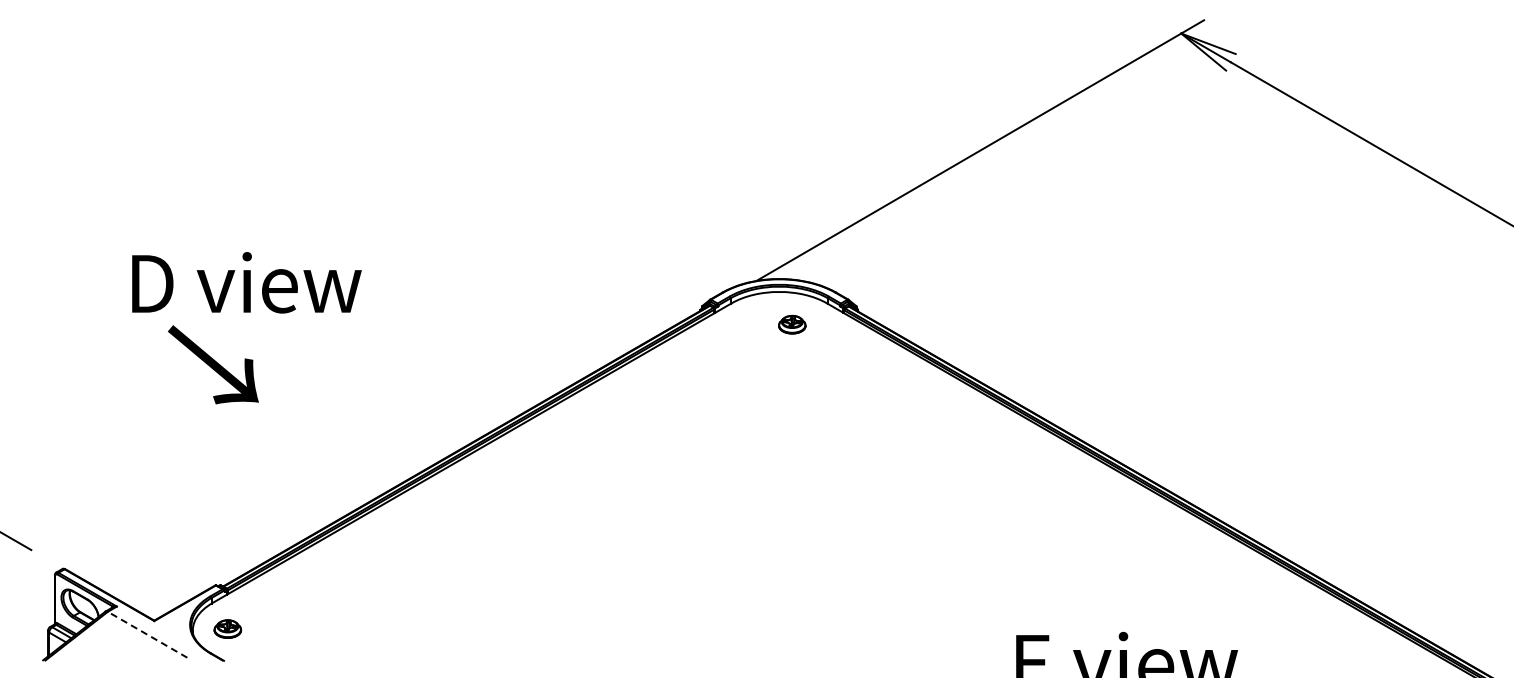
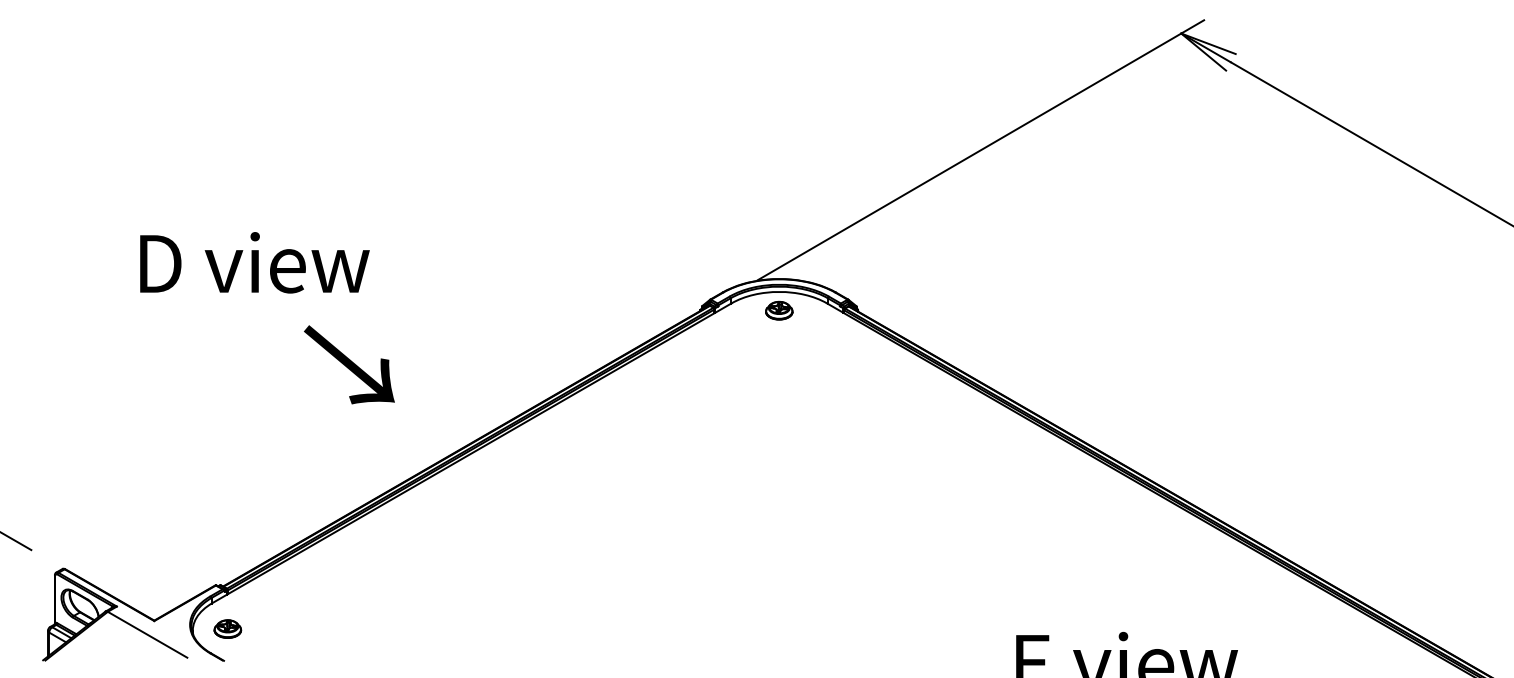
text position: (246, 282) -> (254, 262) (254, 262)
part position: (792, 324) -> (779, 310) (779, 310)
text position: (213, 364) -> (349, 364) (349, 364)
line: dashed -> solid (147, 634)
